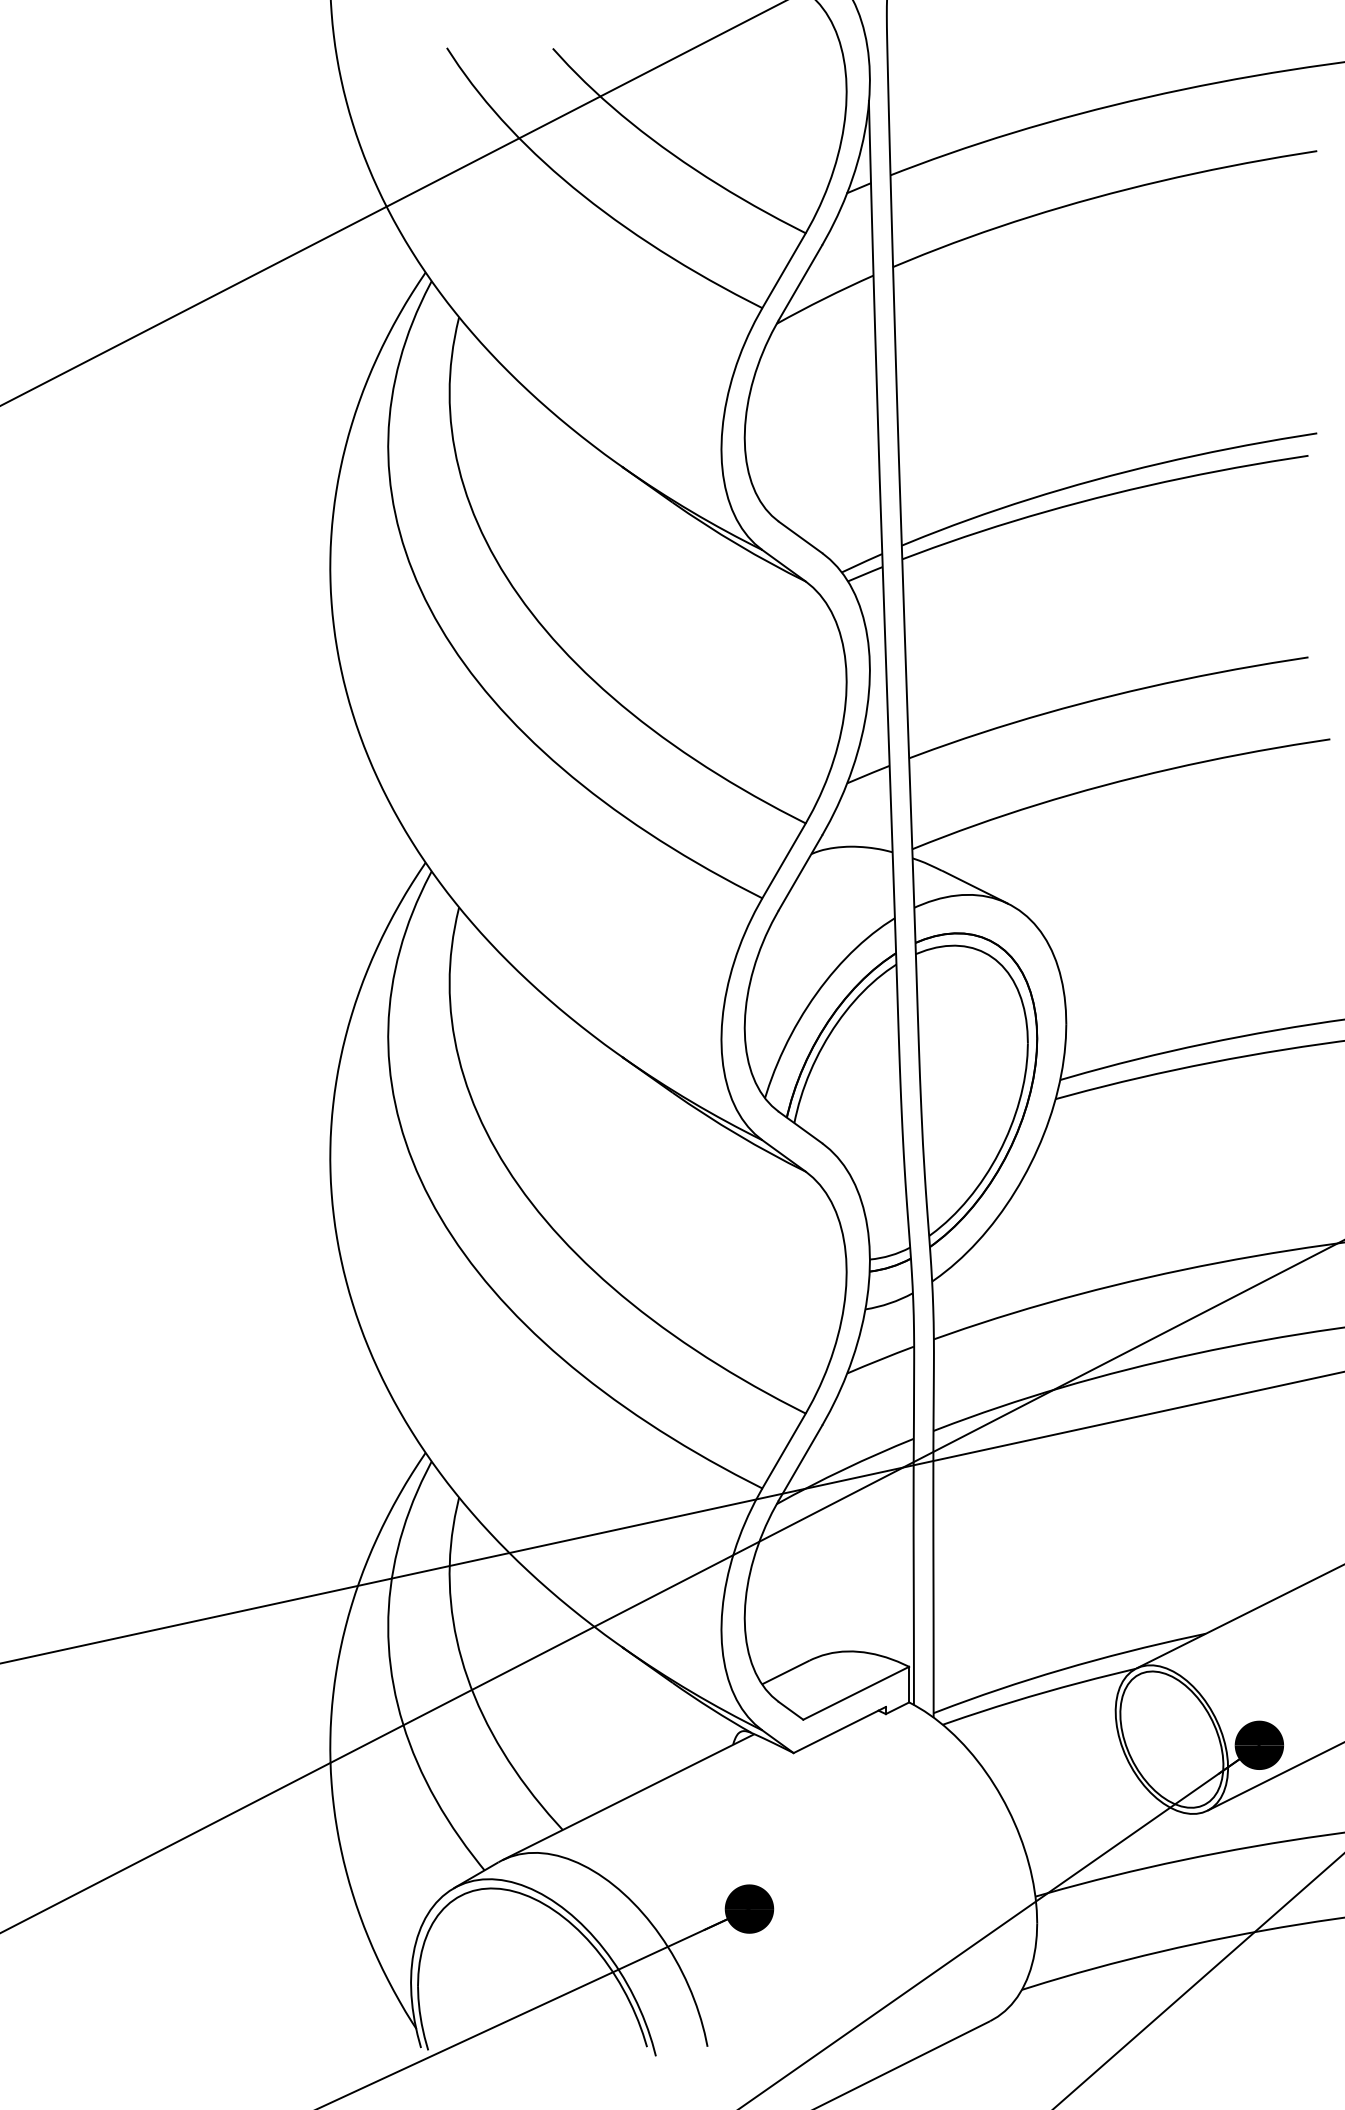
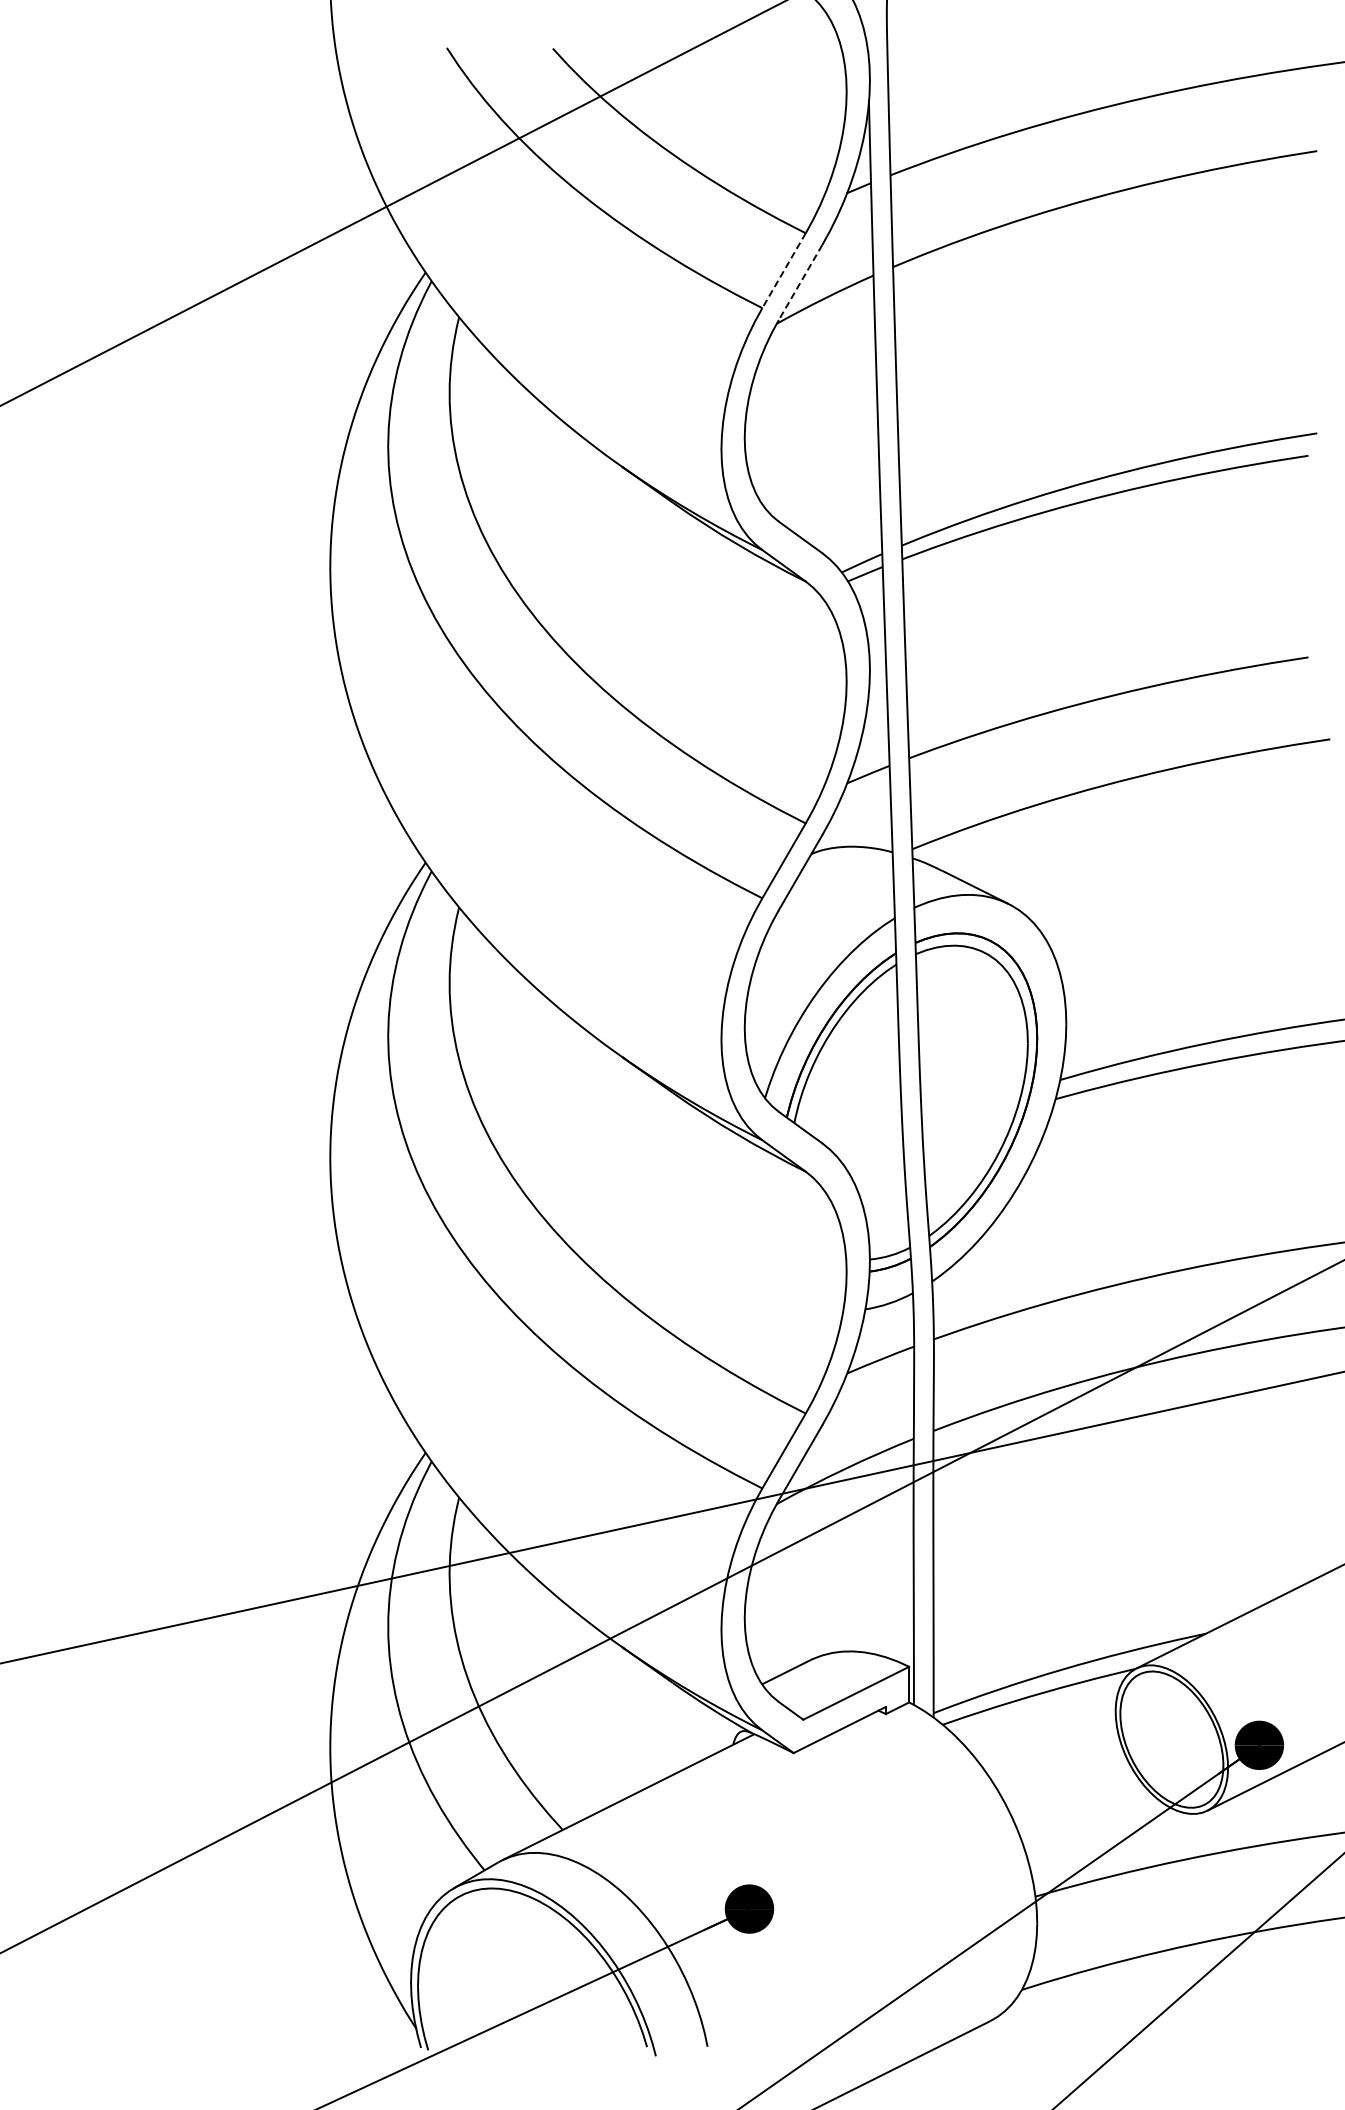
line: solid -> dashed (783, 271)
line: solid -> dashed (800, 283)
line position: (671, 1586) -> (671, 1606) (671, 1606)
